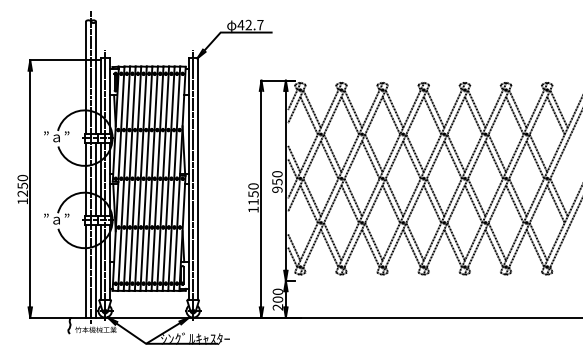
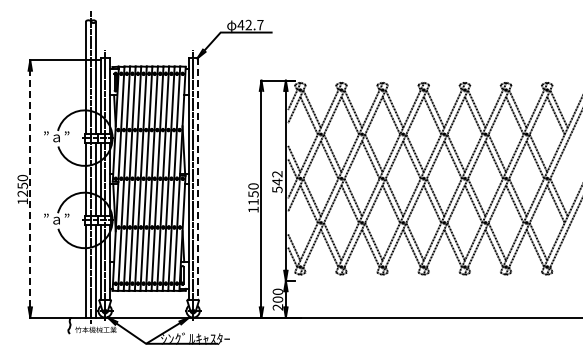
line: solid -> dashed (197, 179)
text: 950 -> 542 (277, 182)
line: solid -> dashed (30, 188)
